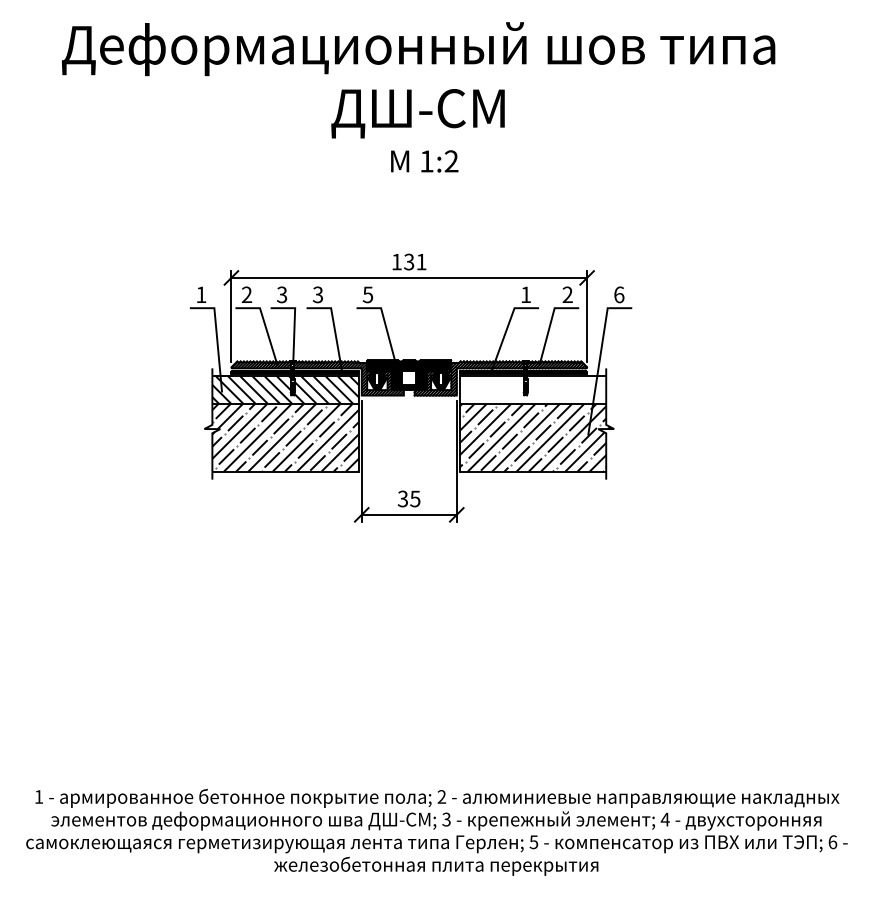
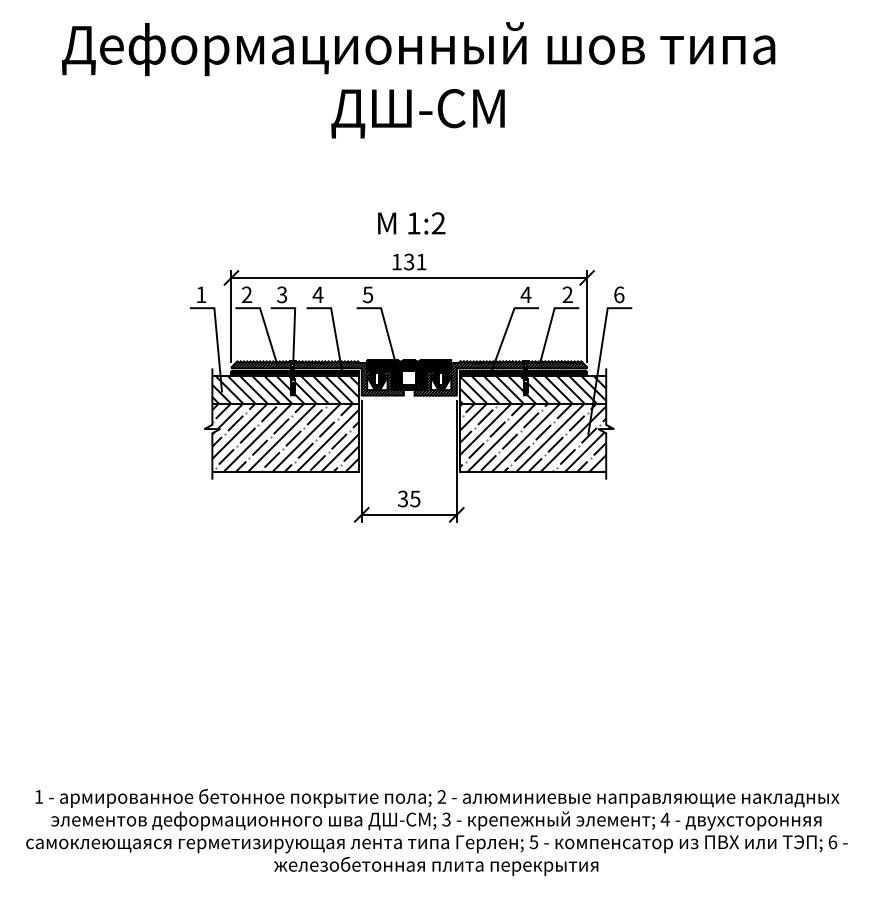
text position: (424, 161) -> (411, 223) (411, 223)
text: 3 -> 4 (317, 294)
text: 1 -> 4 (525, 294)
hatch: none -> present (532, 389)
